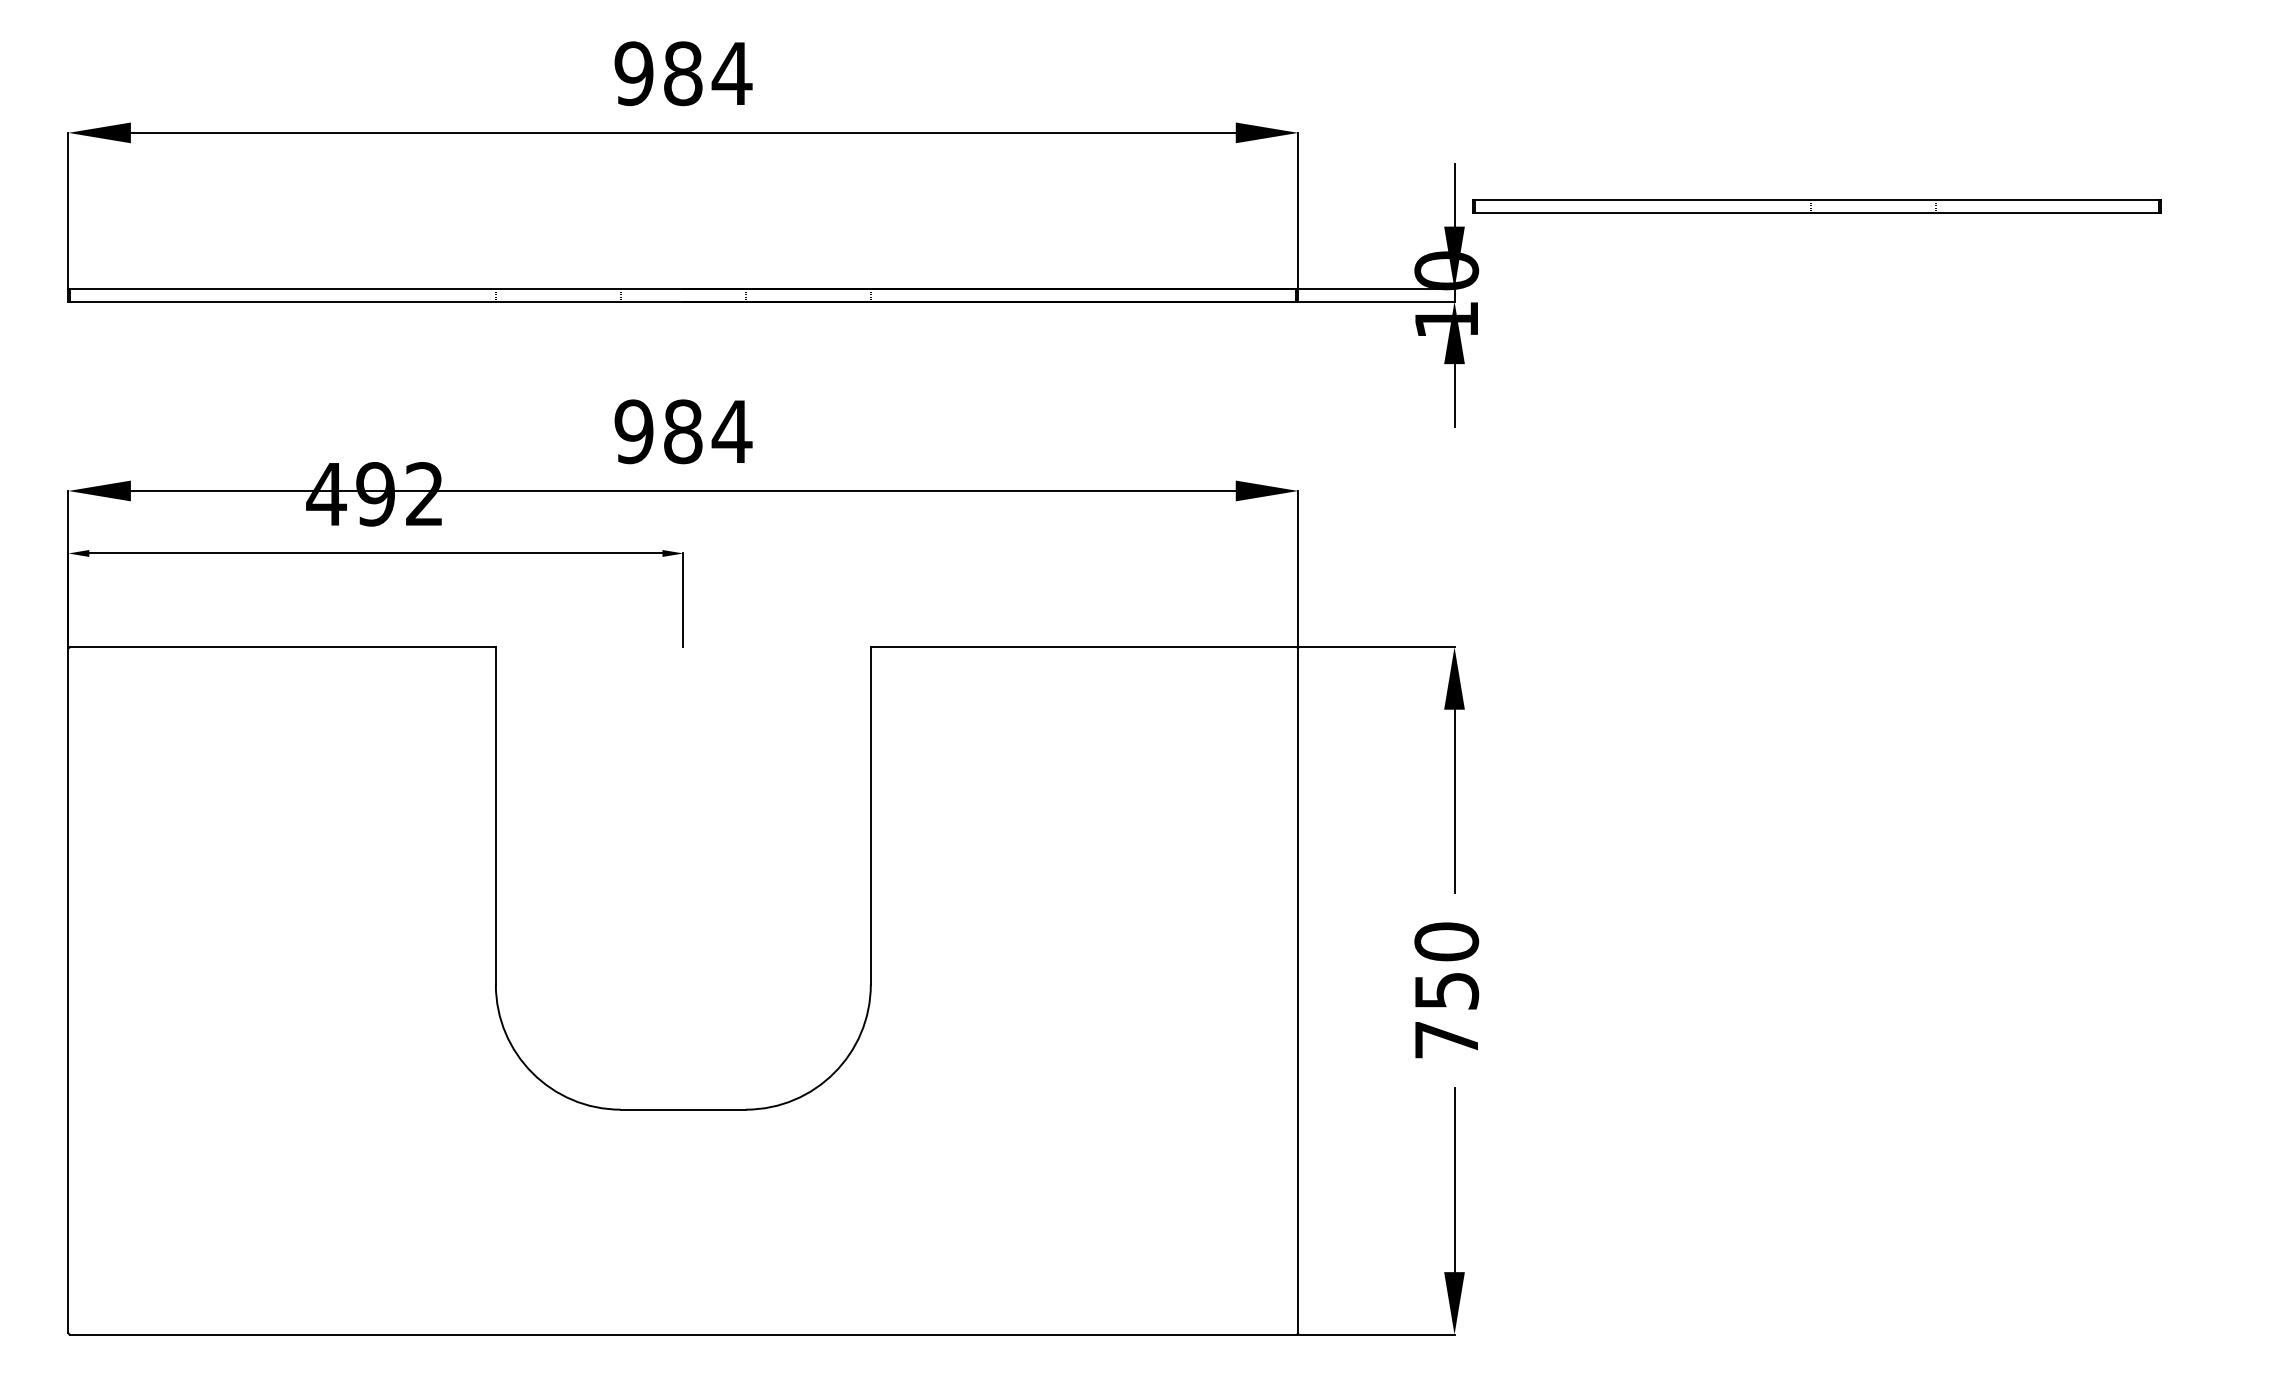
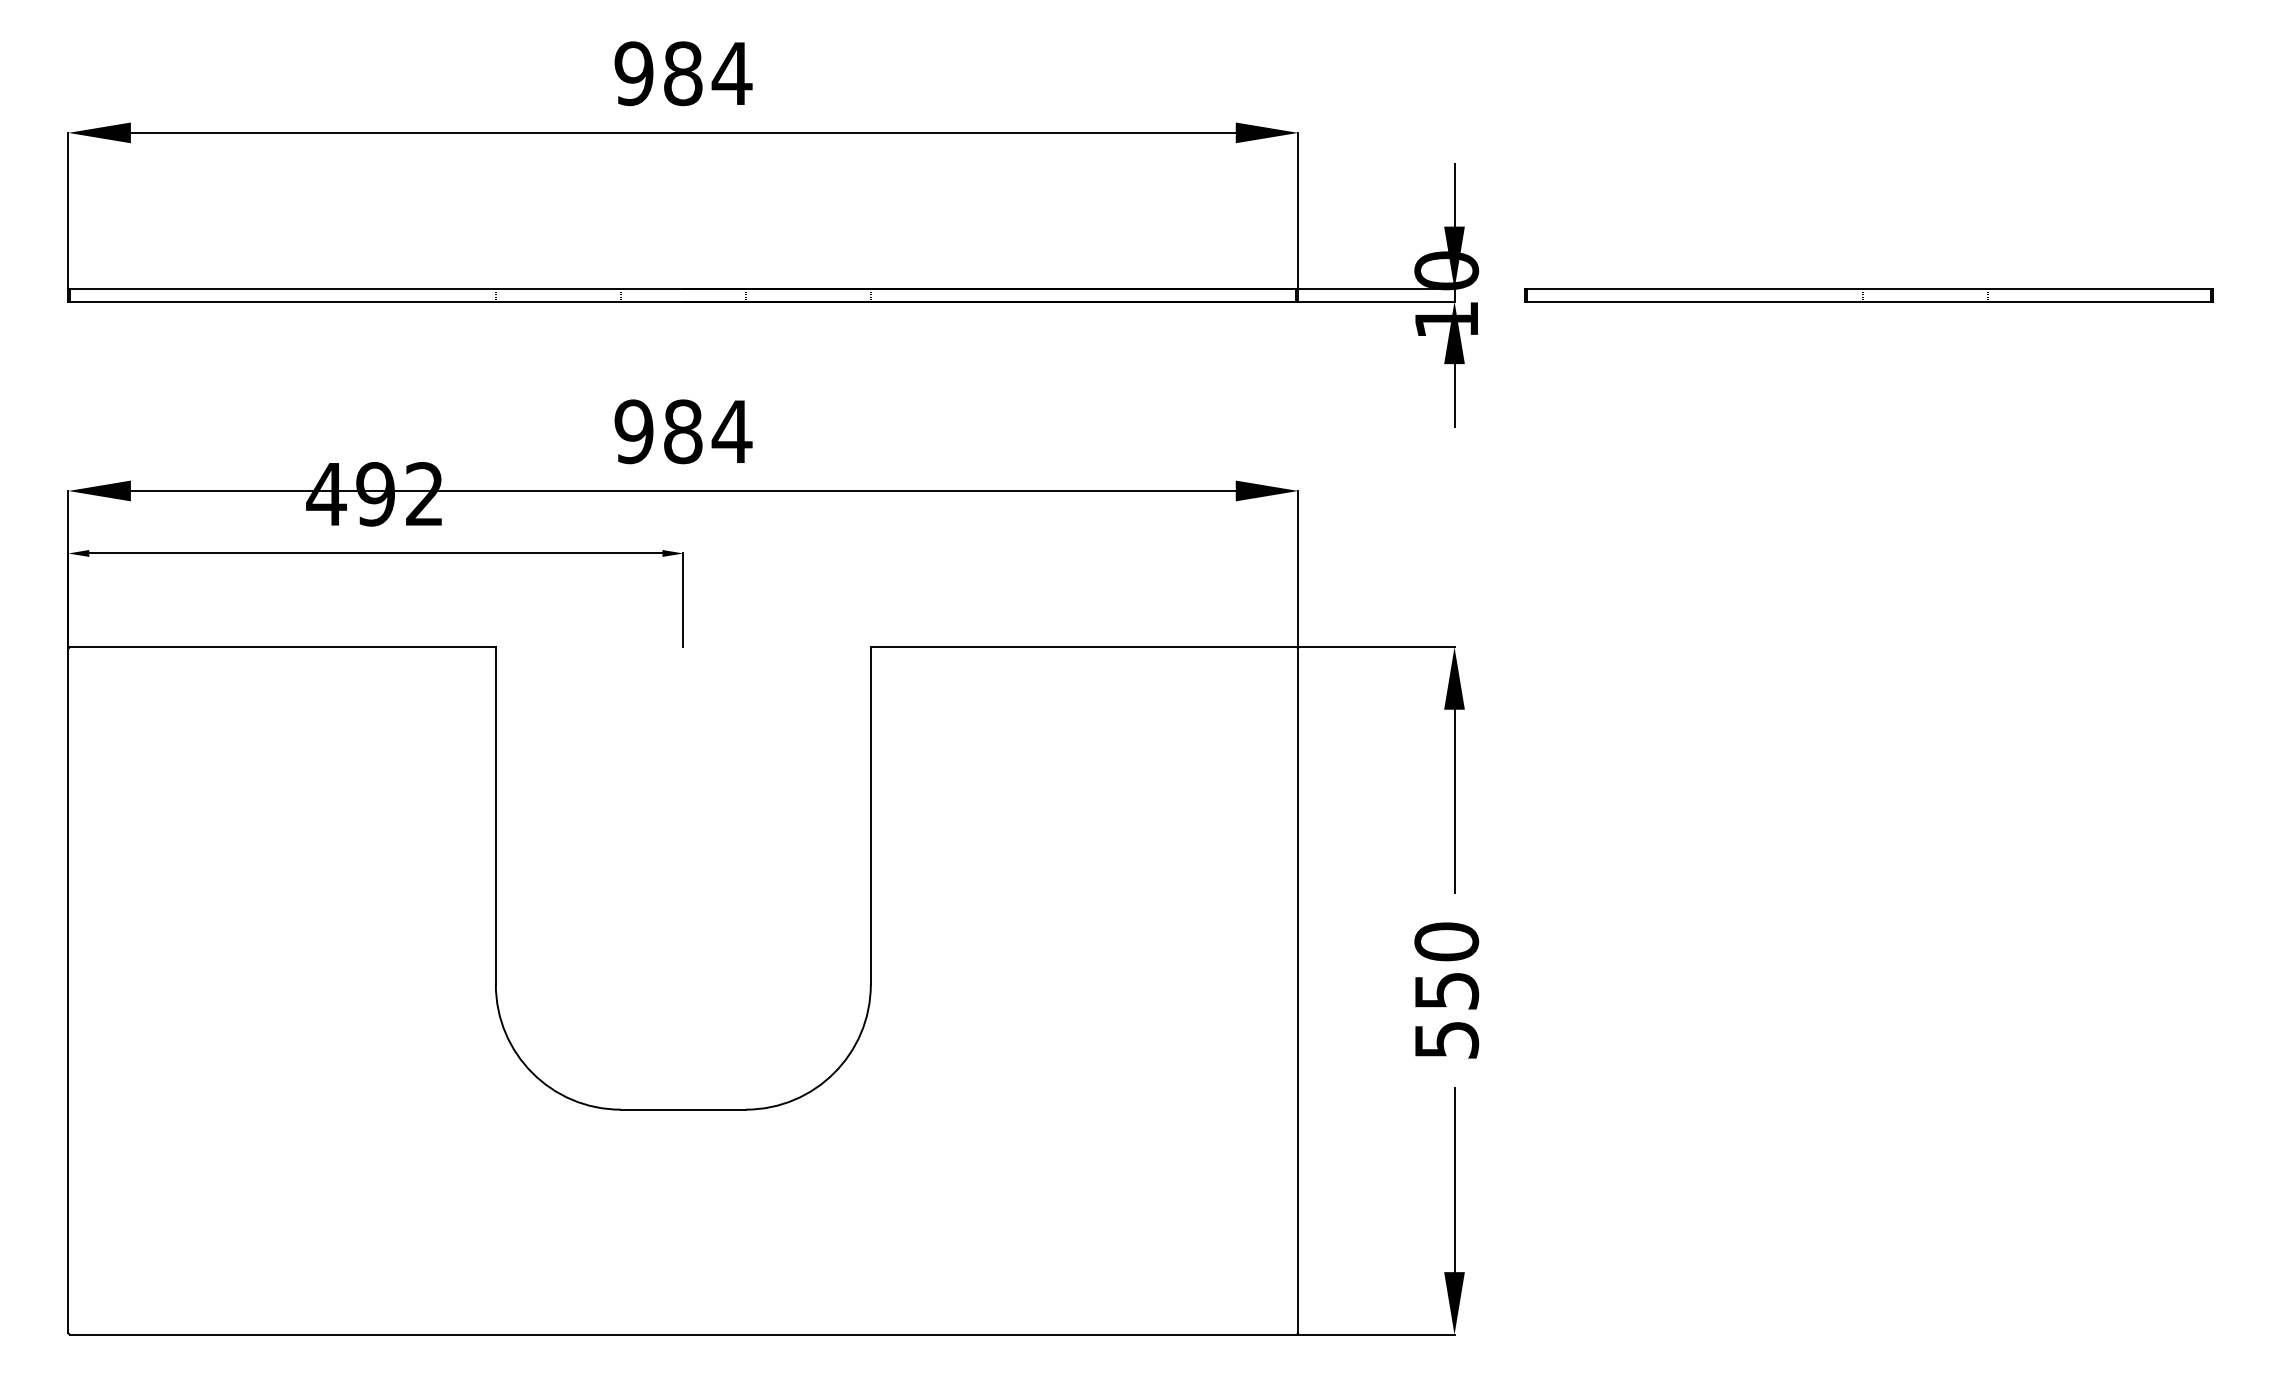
part position: (1816, 206) -> (1868, 295) (1868, 295)
text: 750 -> 550 (1447, 1040)
